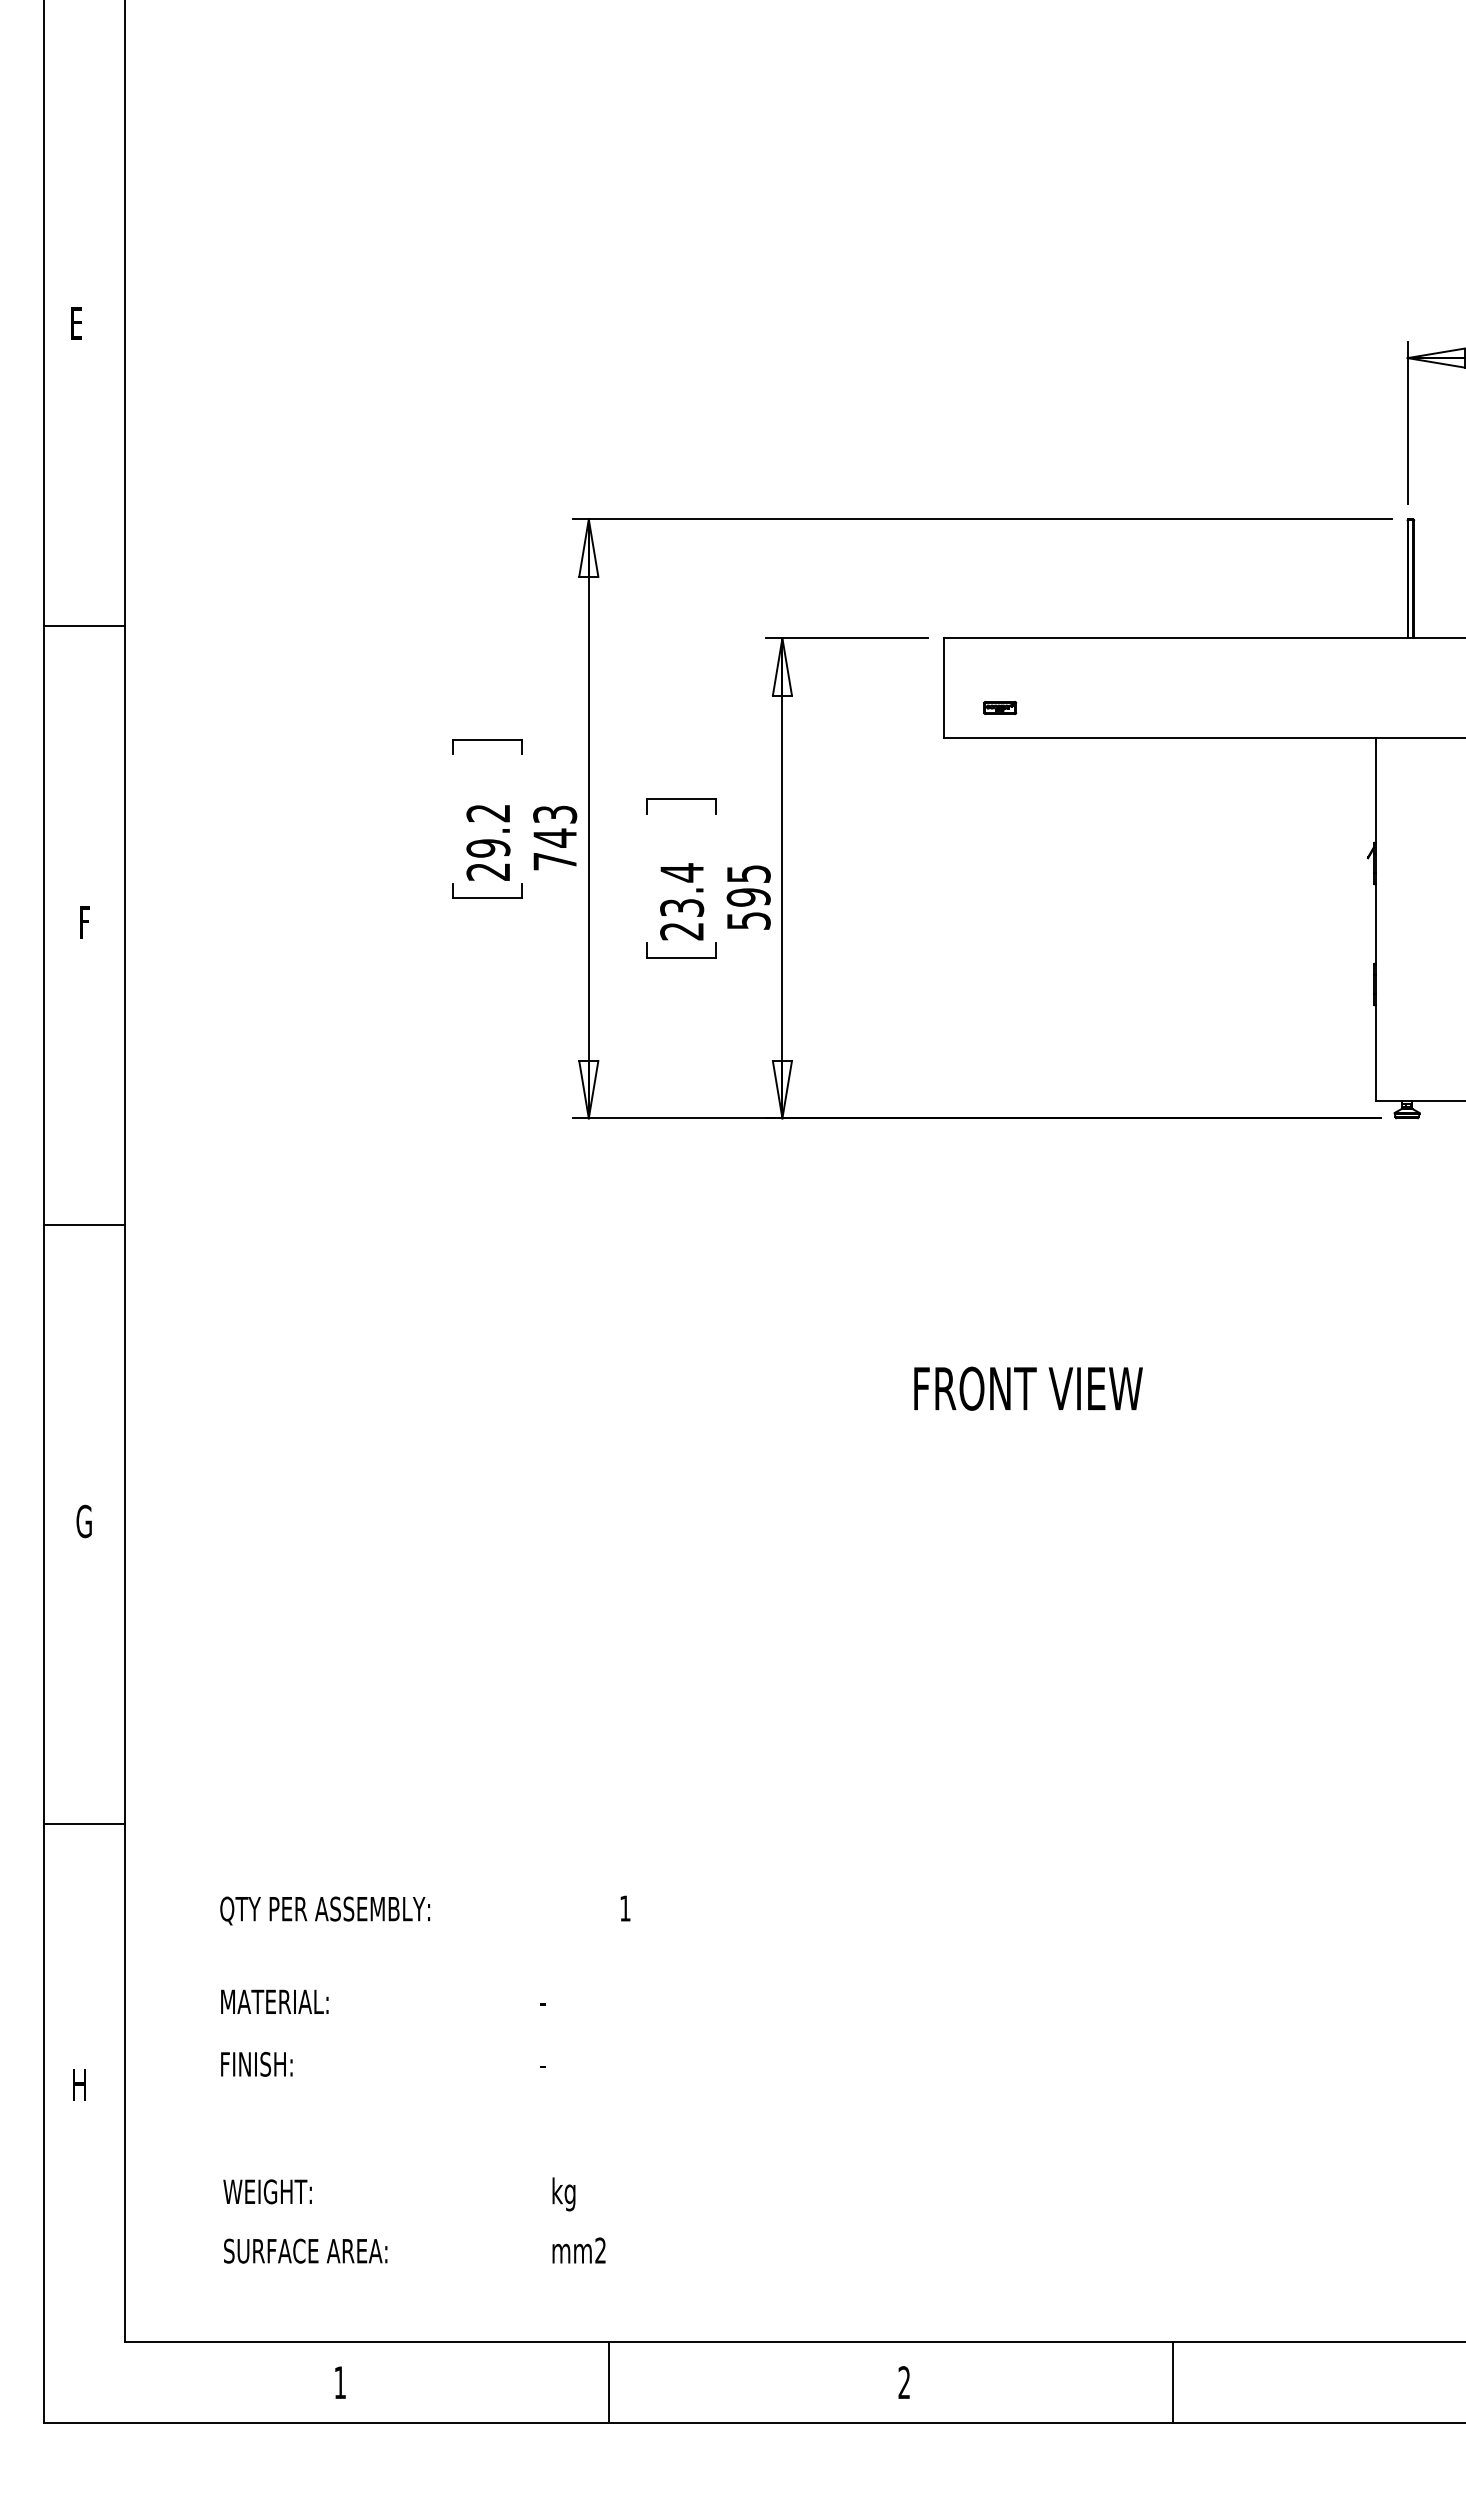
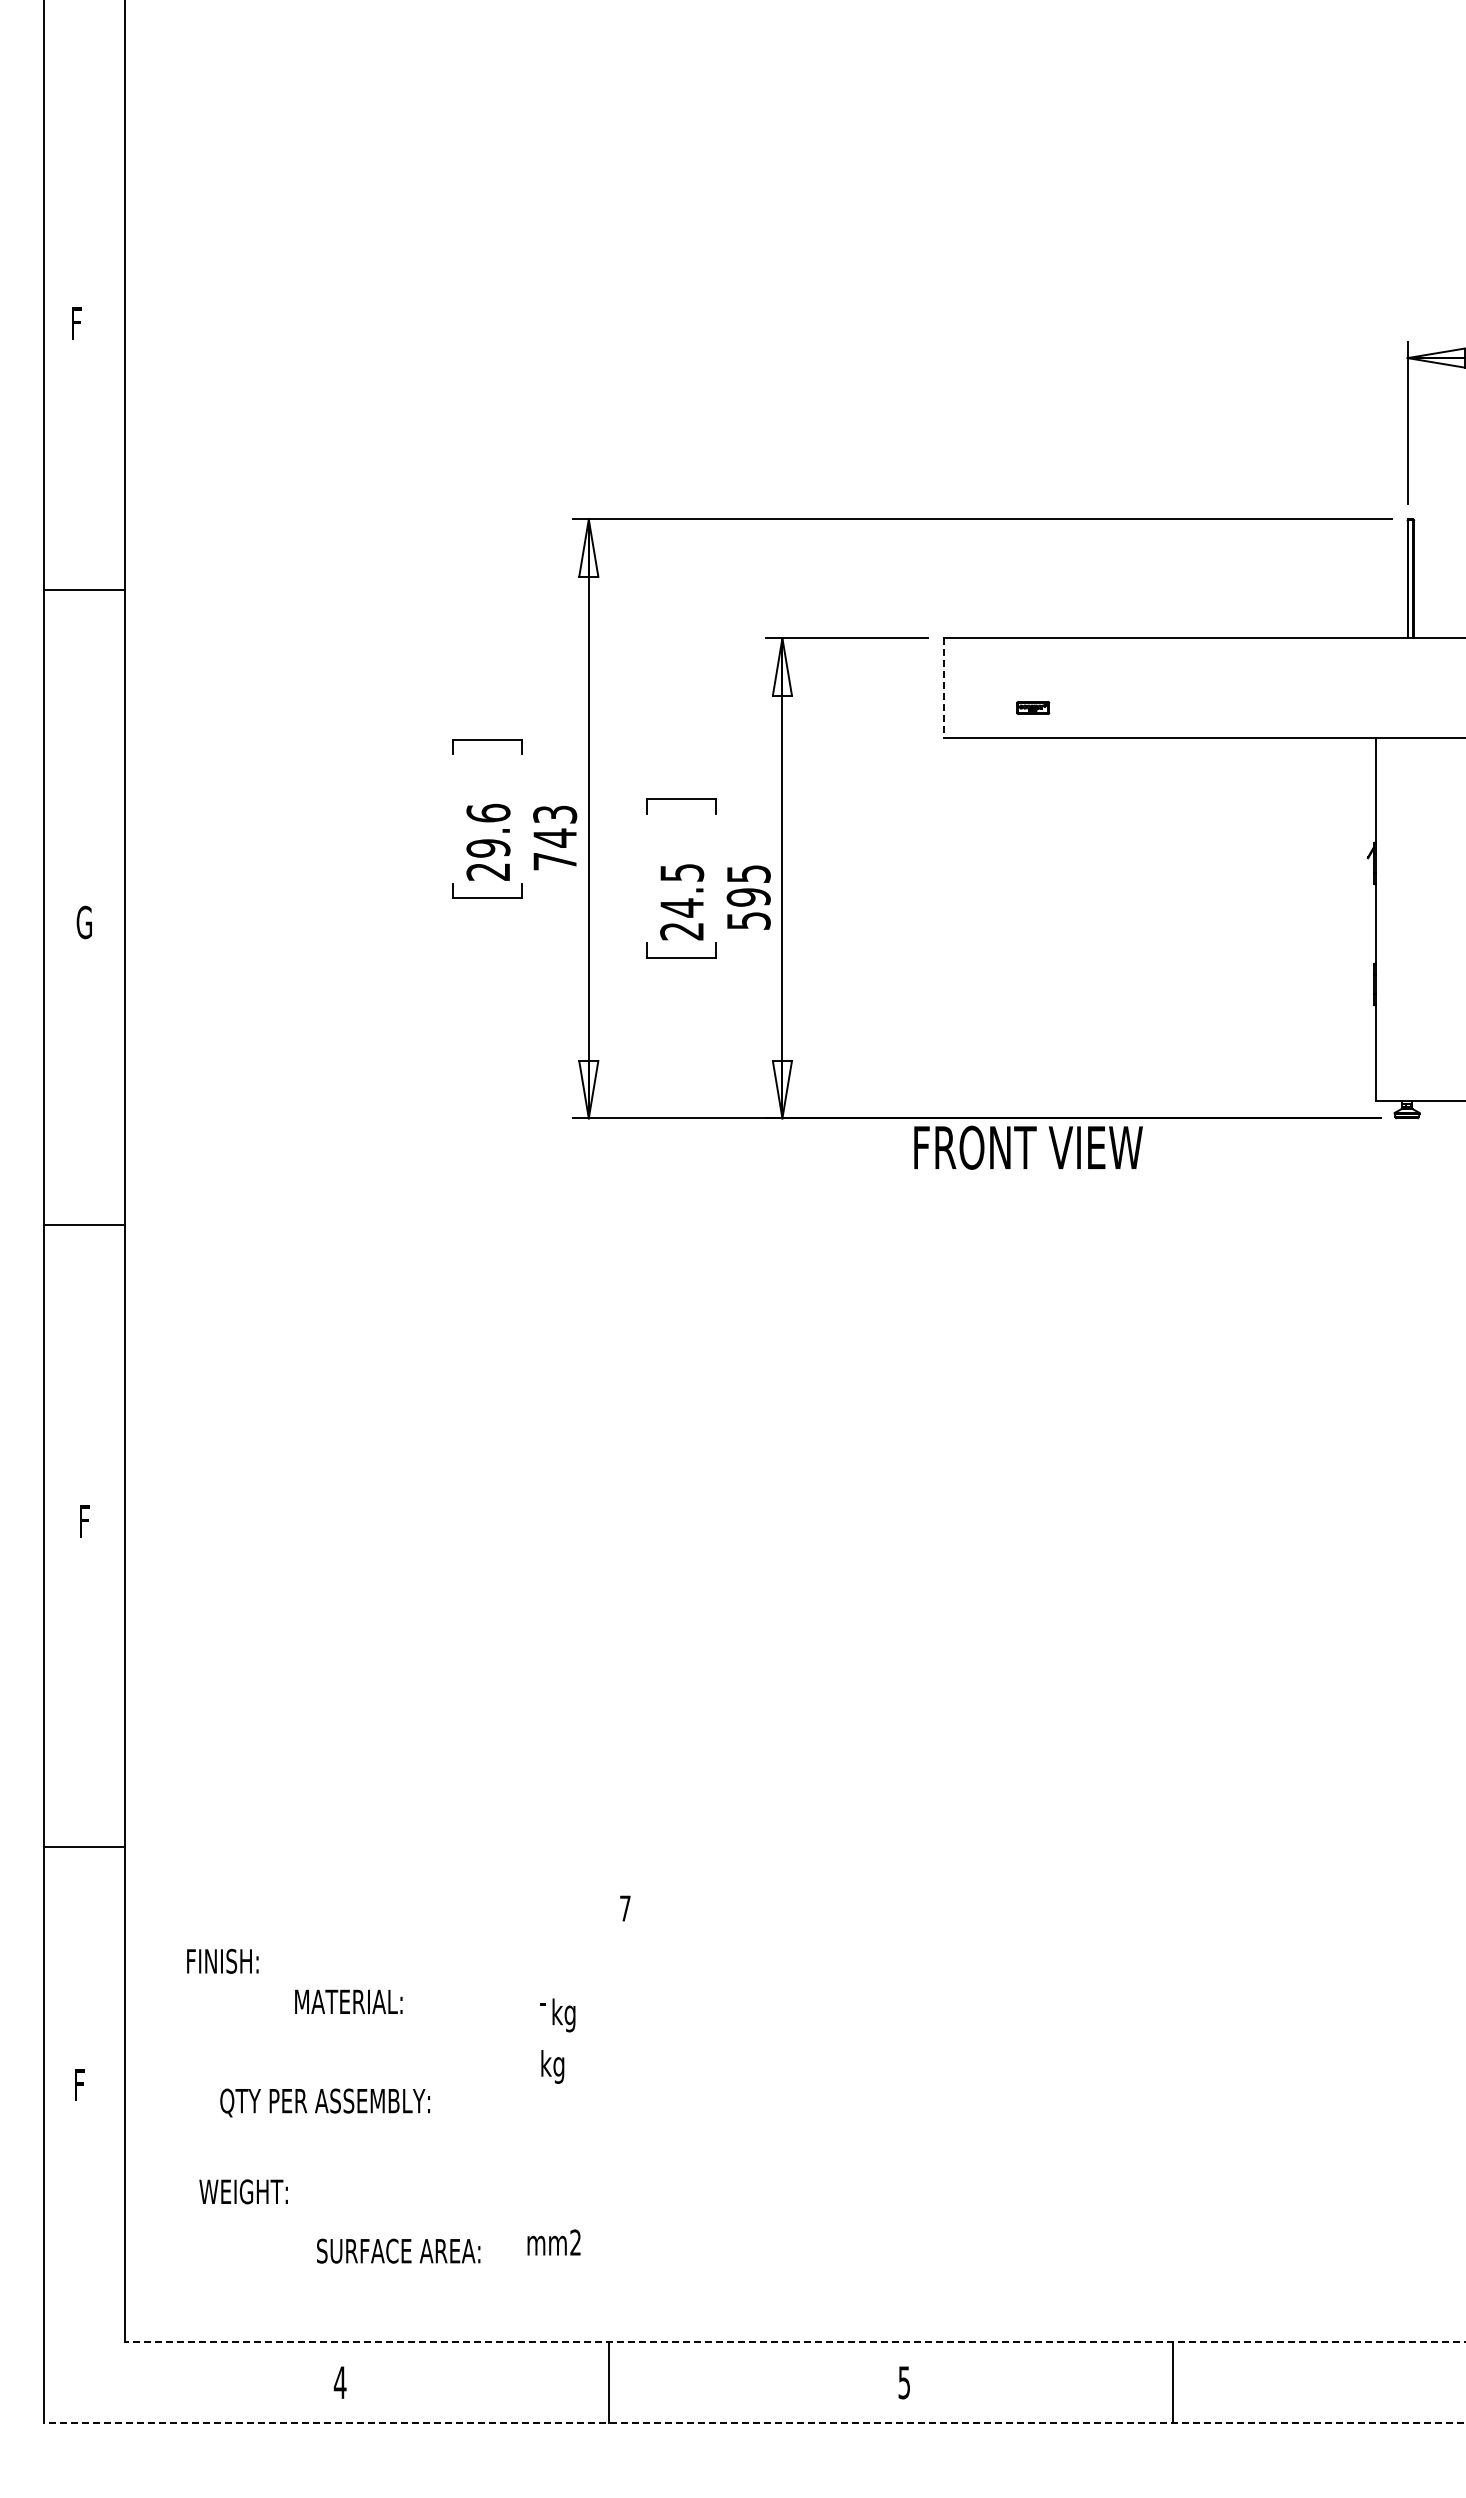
text: E -> F (76, 323)
line position: (83, 626) -> (83, 590) (83, 590)
line: solid -> dashed (943, 688)
part position: (1000, 707) -> (1033, 707) (1033, 707)
text: 29.2 -> 29.6 (488, 812)
text: 23.4 -> 24.5 (682, 890)
text: F -> G (83, 922)
text position: (1028, 1388) -> (1028, 1147) (1028, 1147)
text: G -> F (83, 1521)
line position: (83, 1824) -> (83, 1847) (83, 1847)
text: 1 -> 7 (625, 1908)
text position: (325, 1910) -> (325, 2102) (325, 2102)
text position: (274, 2001) -> (348, 2001) (348, 2001)
text position: (256, 2064) -> (222, 1961) (222, 1961)
text: - -> kg (552, 2066)
text: H -> F (79, 2084)
text position: (267, 2191) -> (243, 2191) (243, 2191)
text position: (563, 2194) -> (563, 2015) (563, 2015)
text position: (305, 2250) -> (398, 2250) (398, 2250)
text position: (578, 2250) -> (553, 2242) (553, 2242)
line: solid -> dashed (795, 2342)
text: 1 -> 4 (339, 2382)
text: 2 -> 5 (903, 2382)
line: solid -> dashed (754, 2423)
